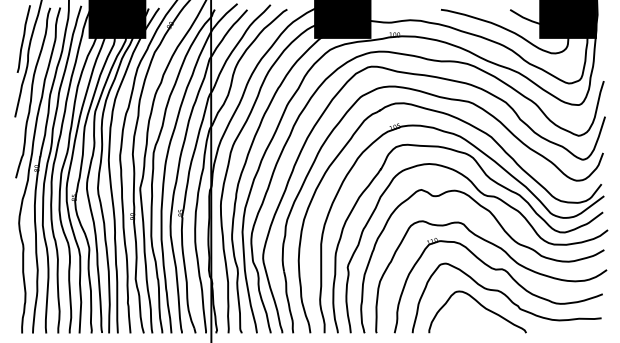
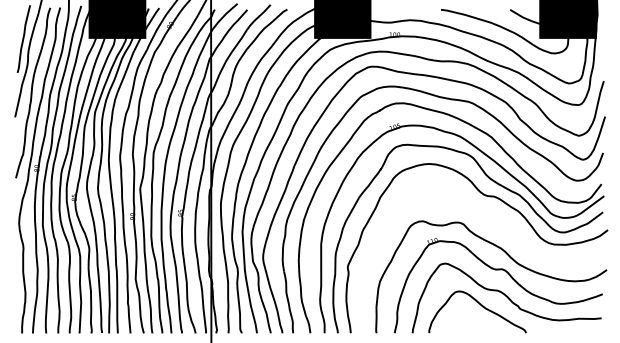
curve: present -> none (507, 235)
